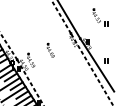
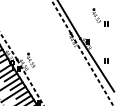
part: present -> none (50, 49)
